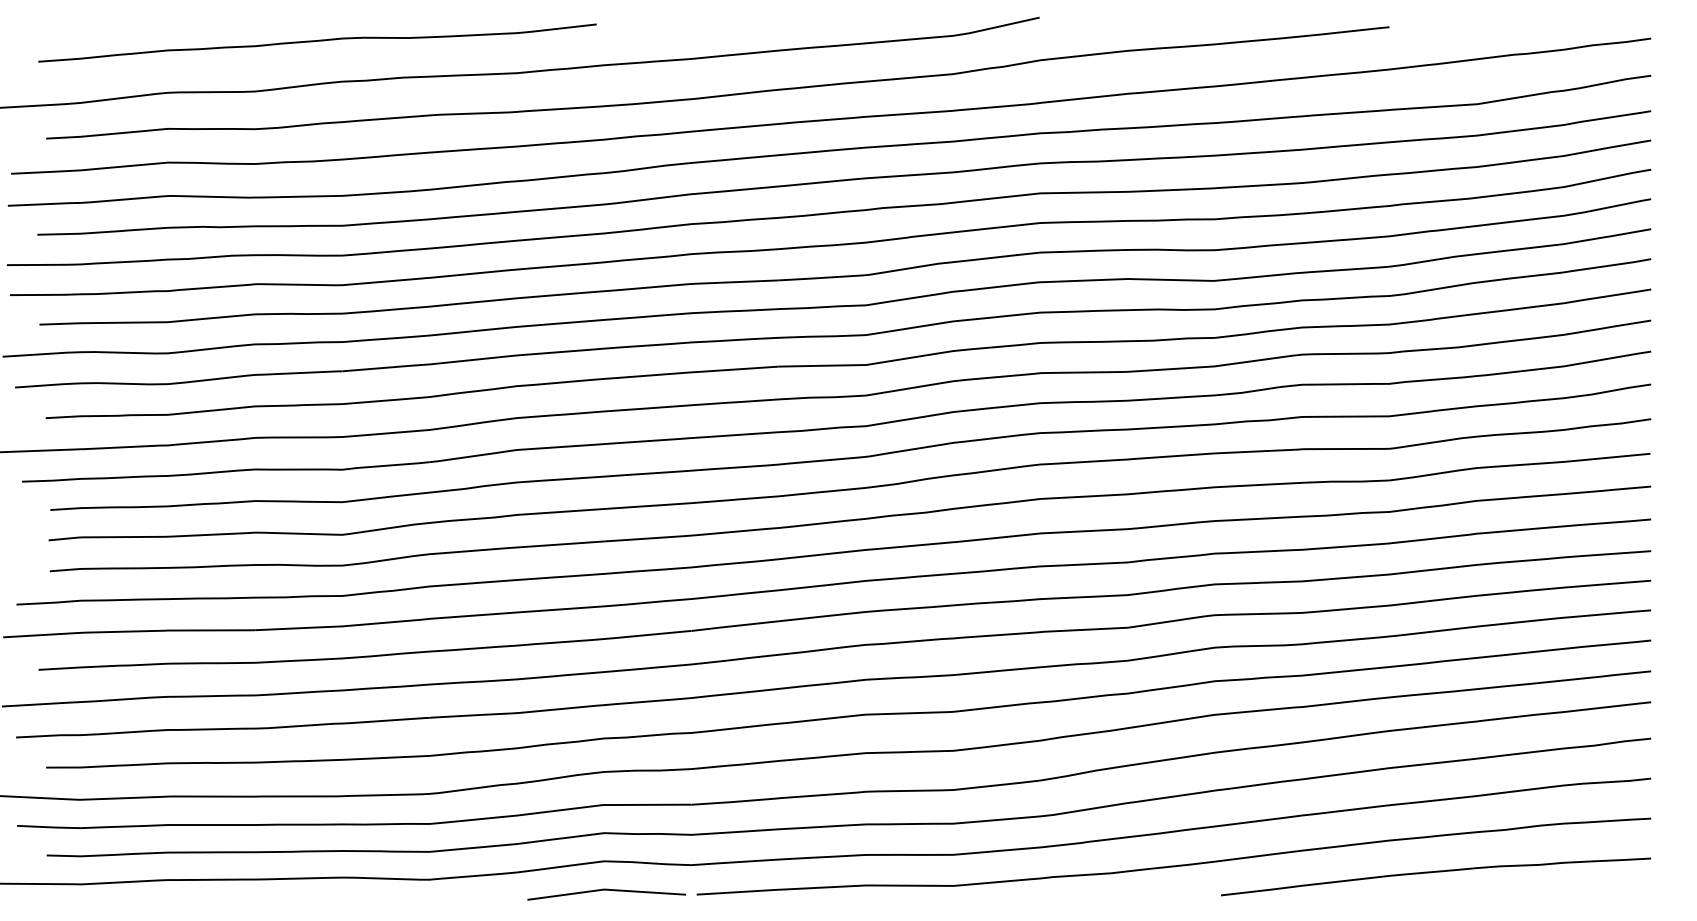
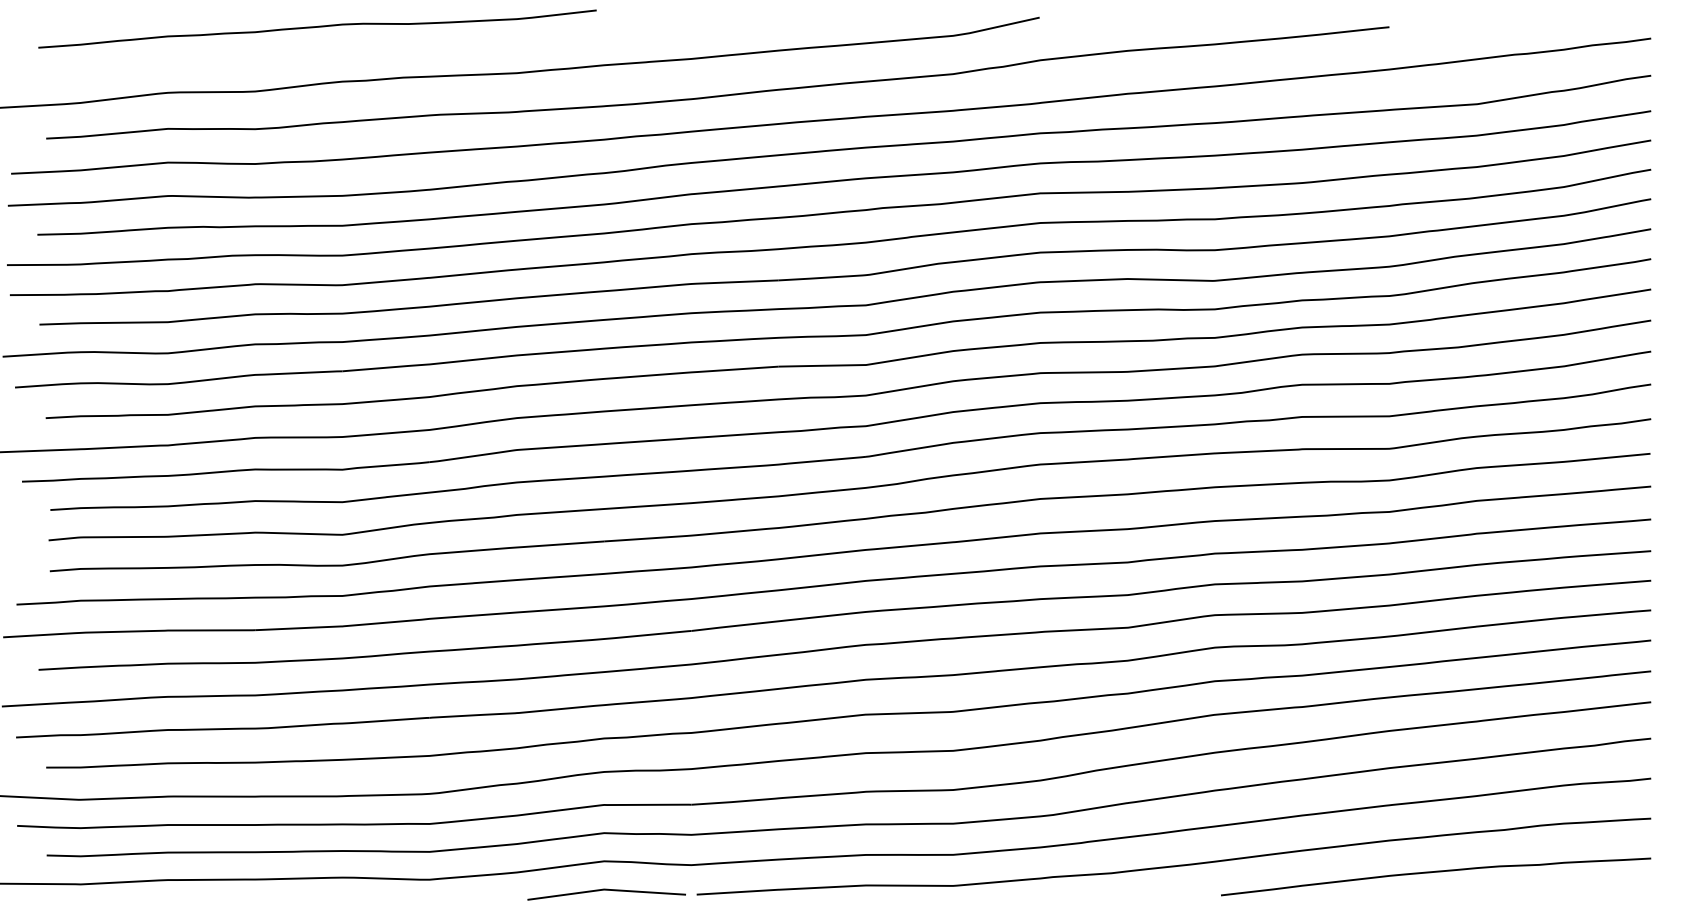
curve position: (317, 41) -> (317, 27) (317, 27)
